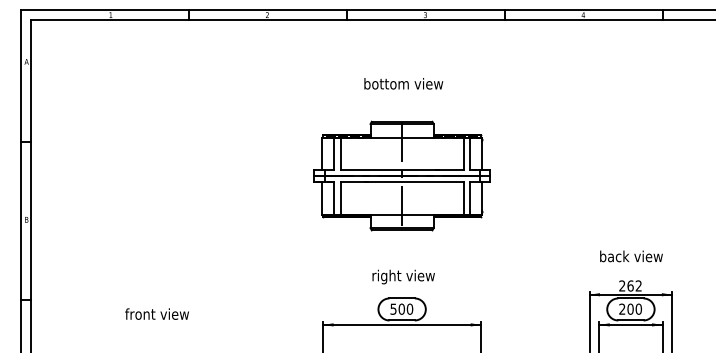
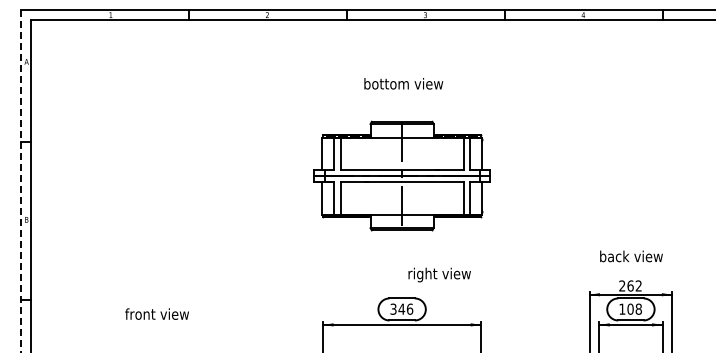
line: solid -> dashed (21, 181)
text position: (403, 276) -> (439, 274) (439, 274)
text: 500 -> 346 (401, 308)
text: 200 -> 108 (630, 308)
